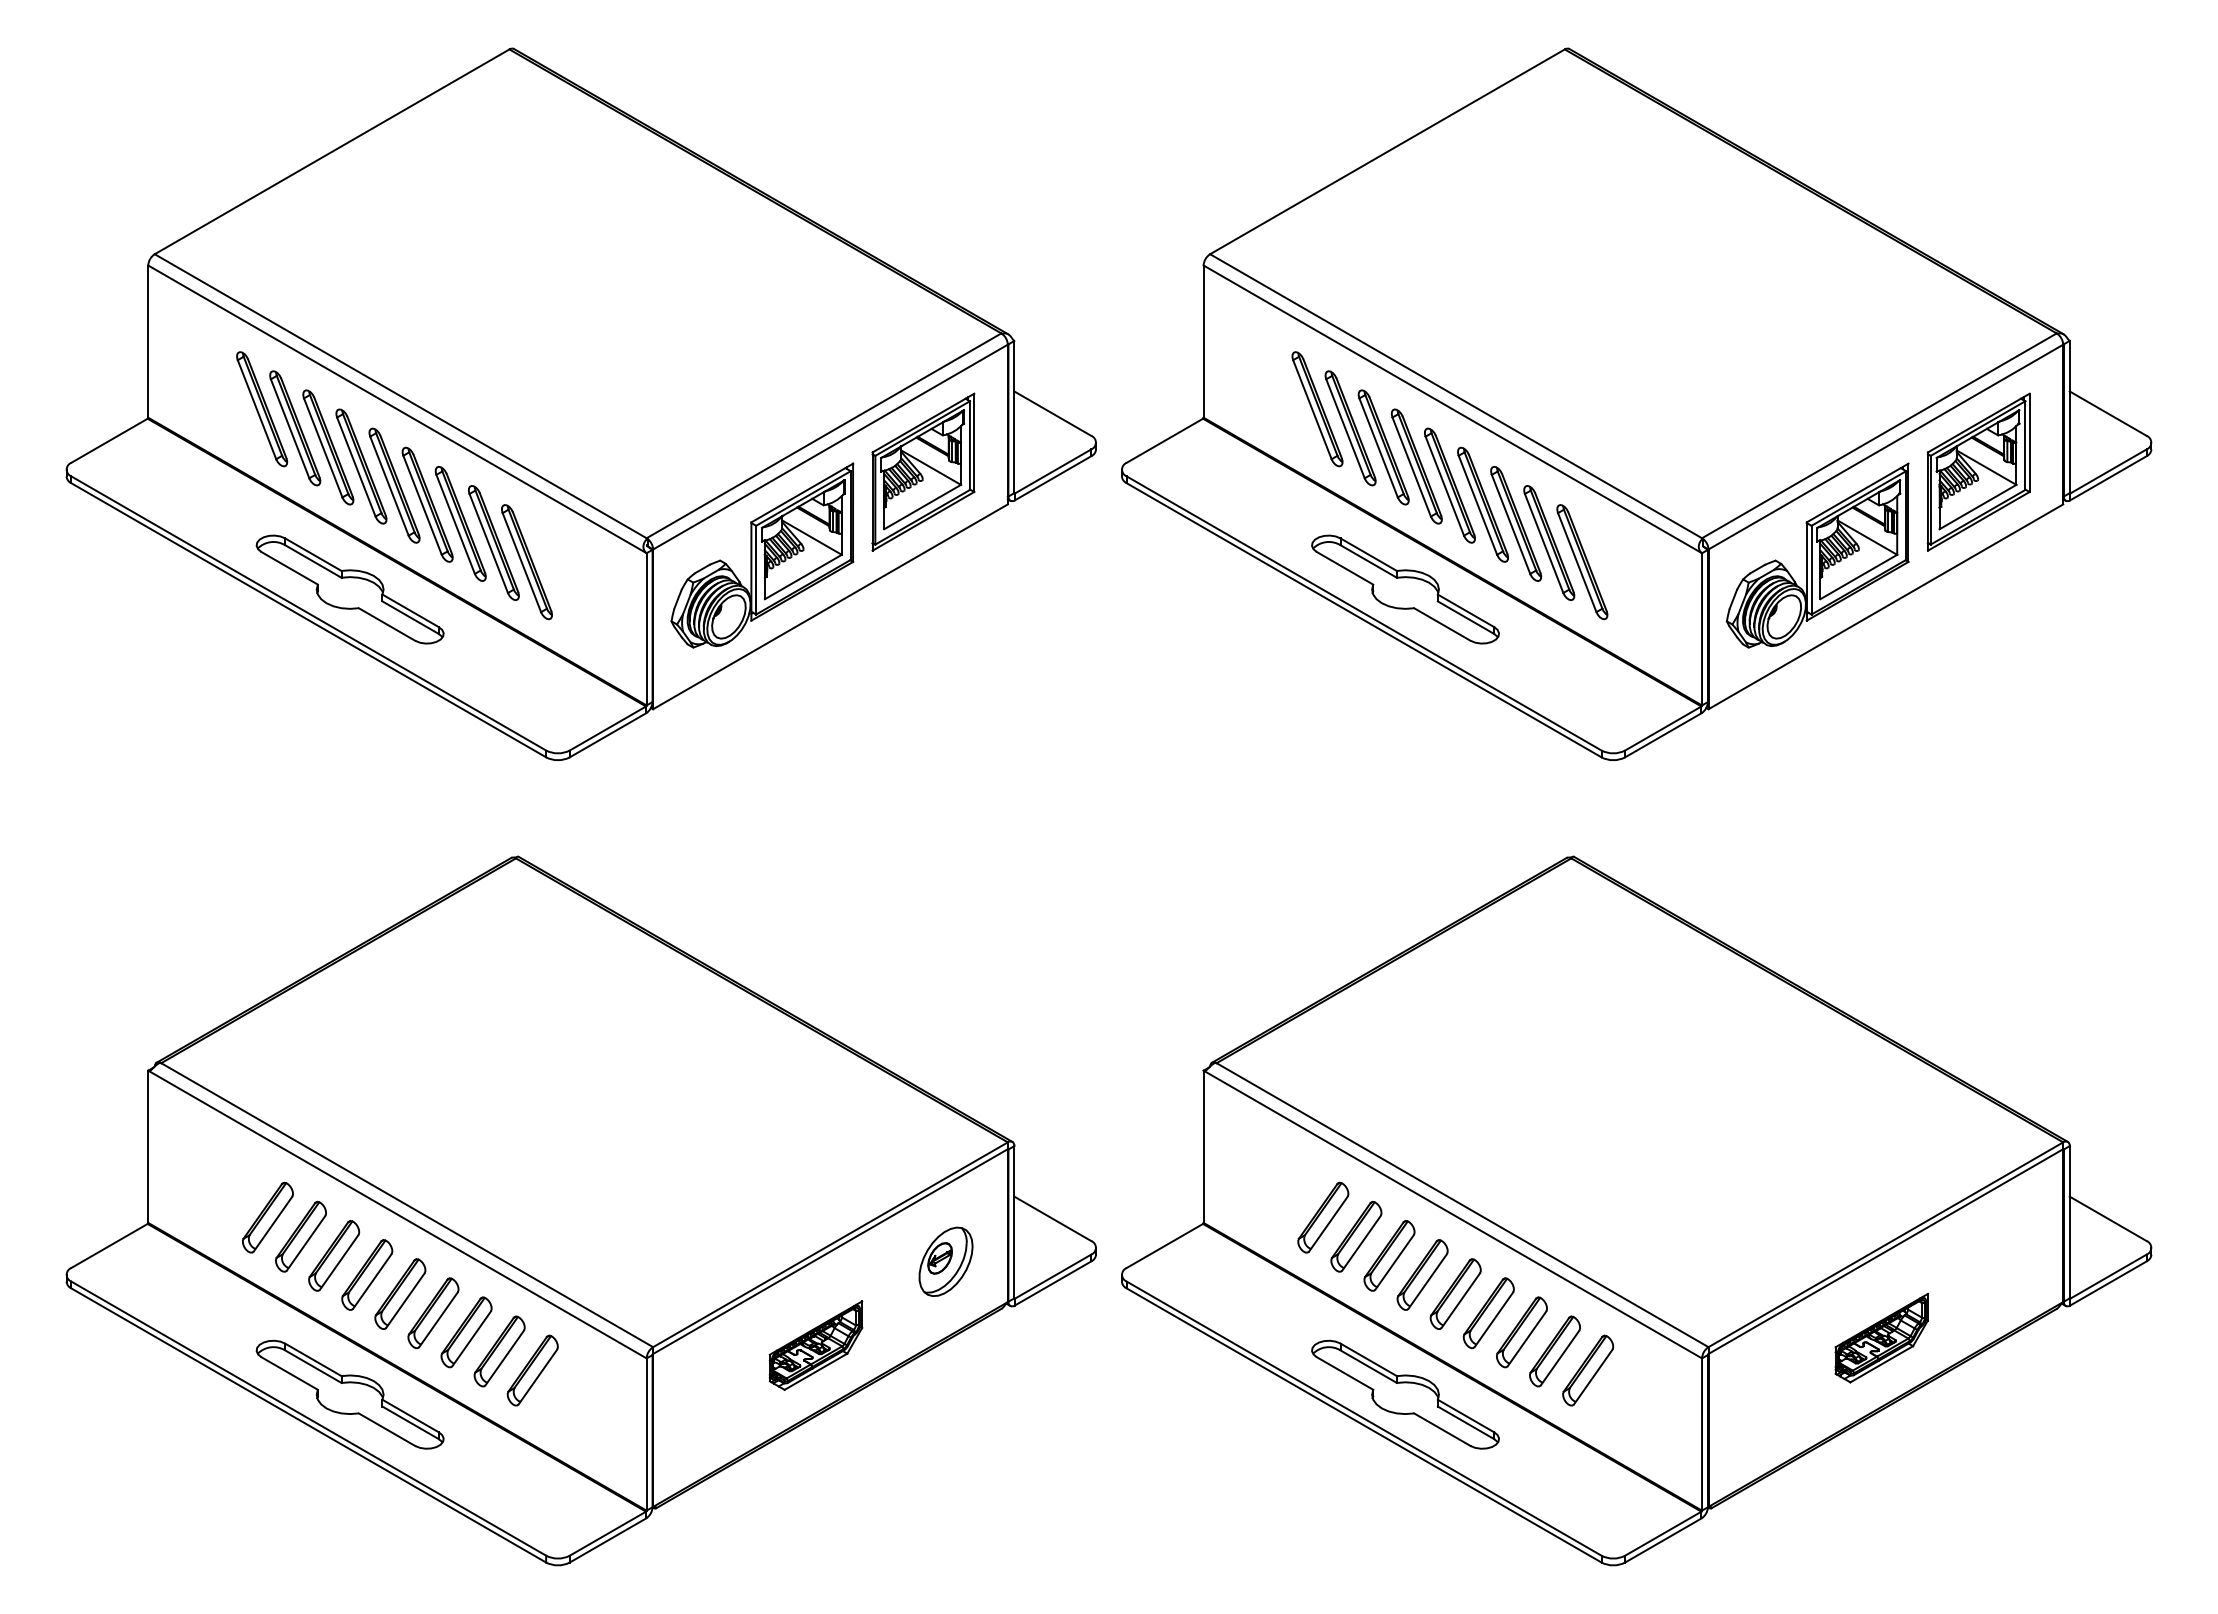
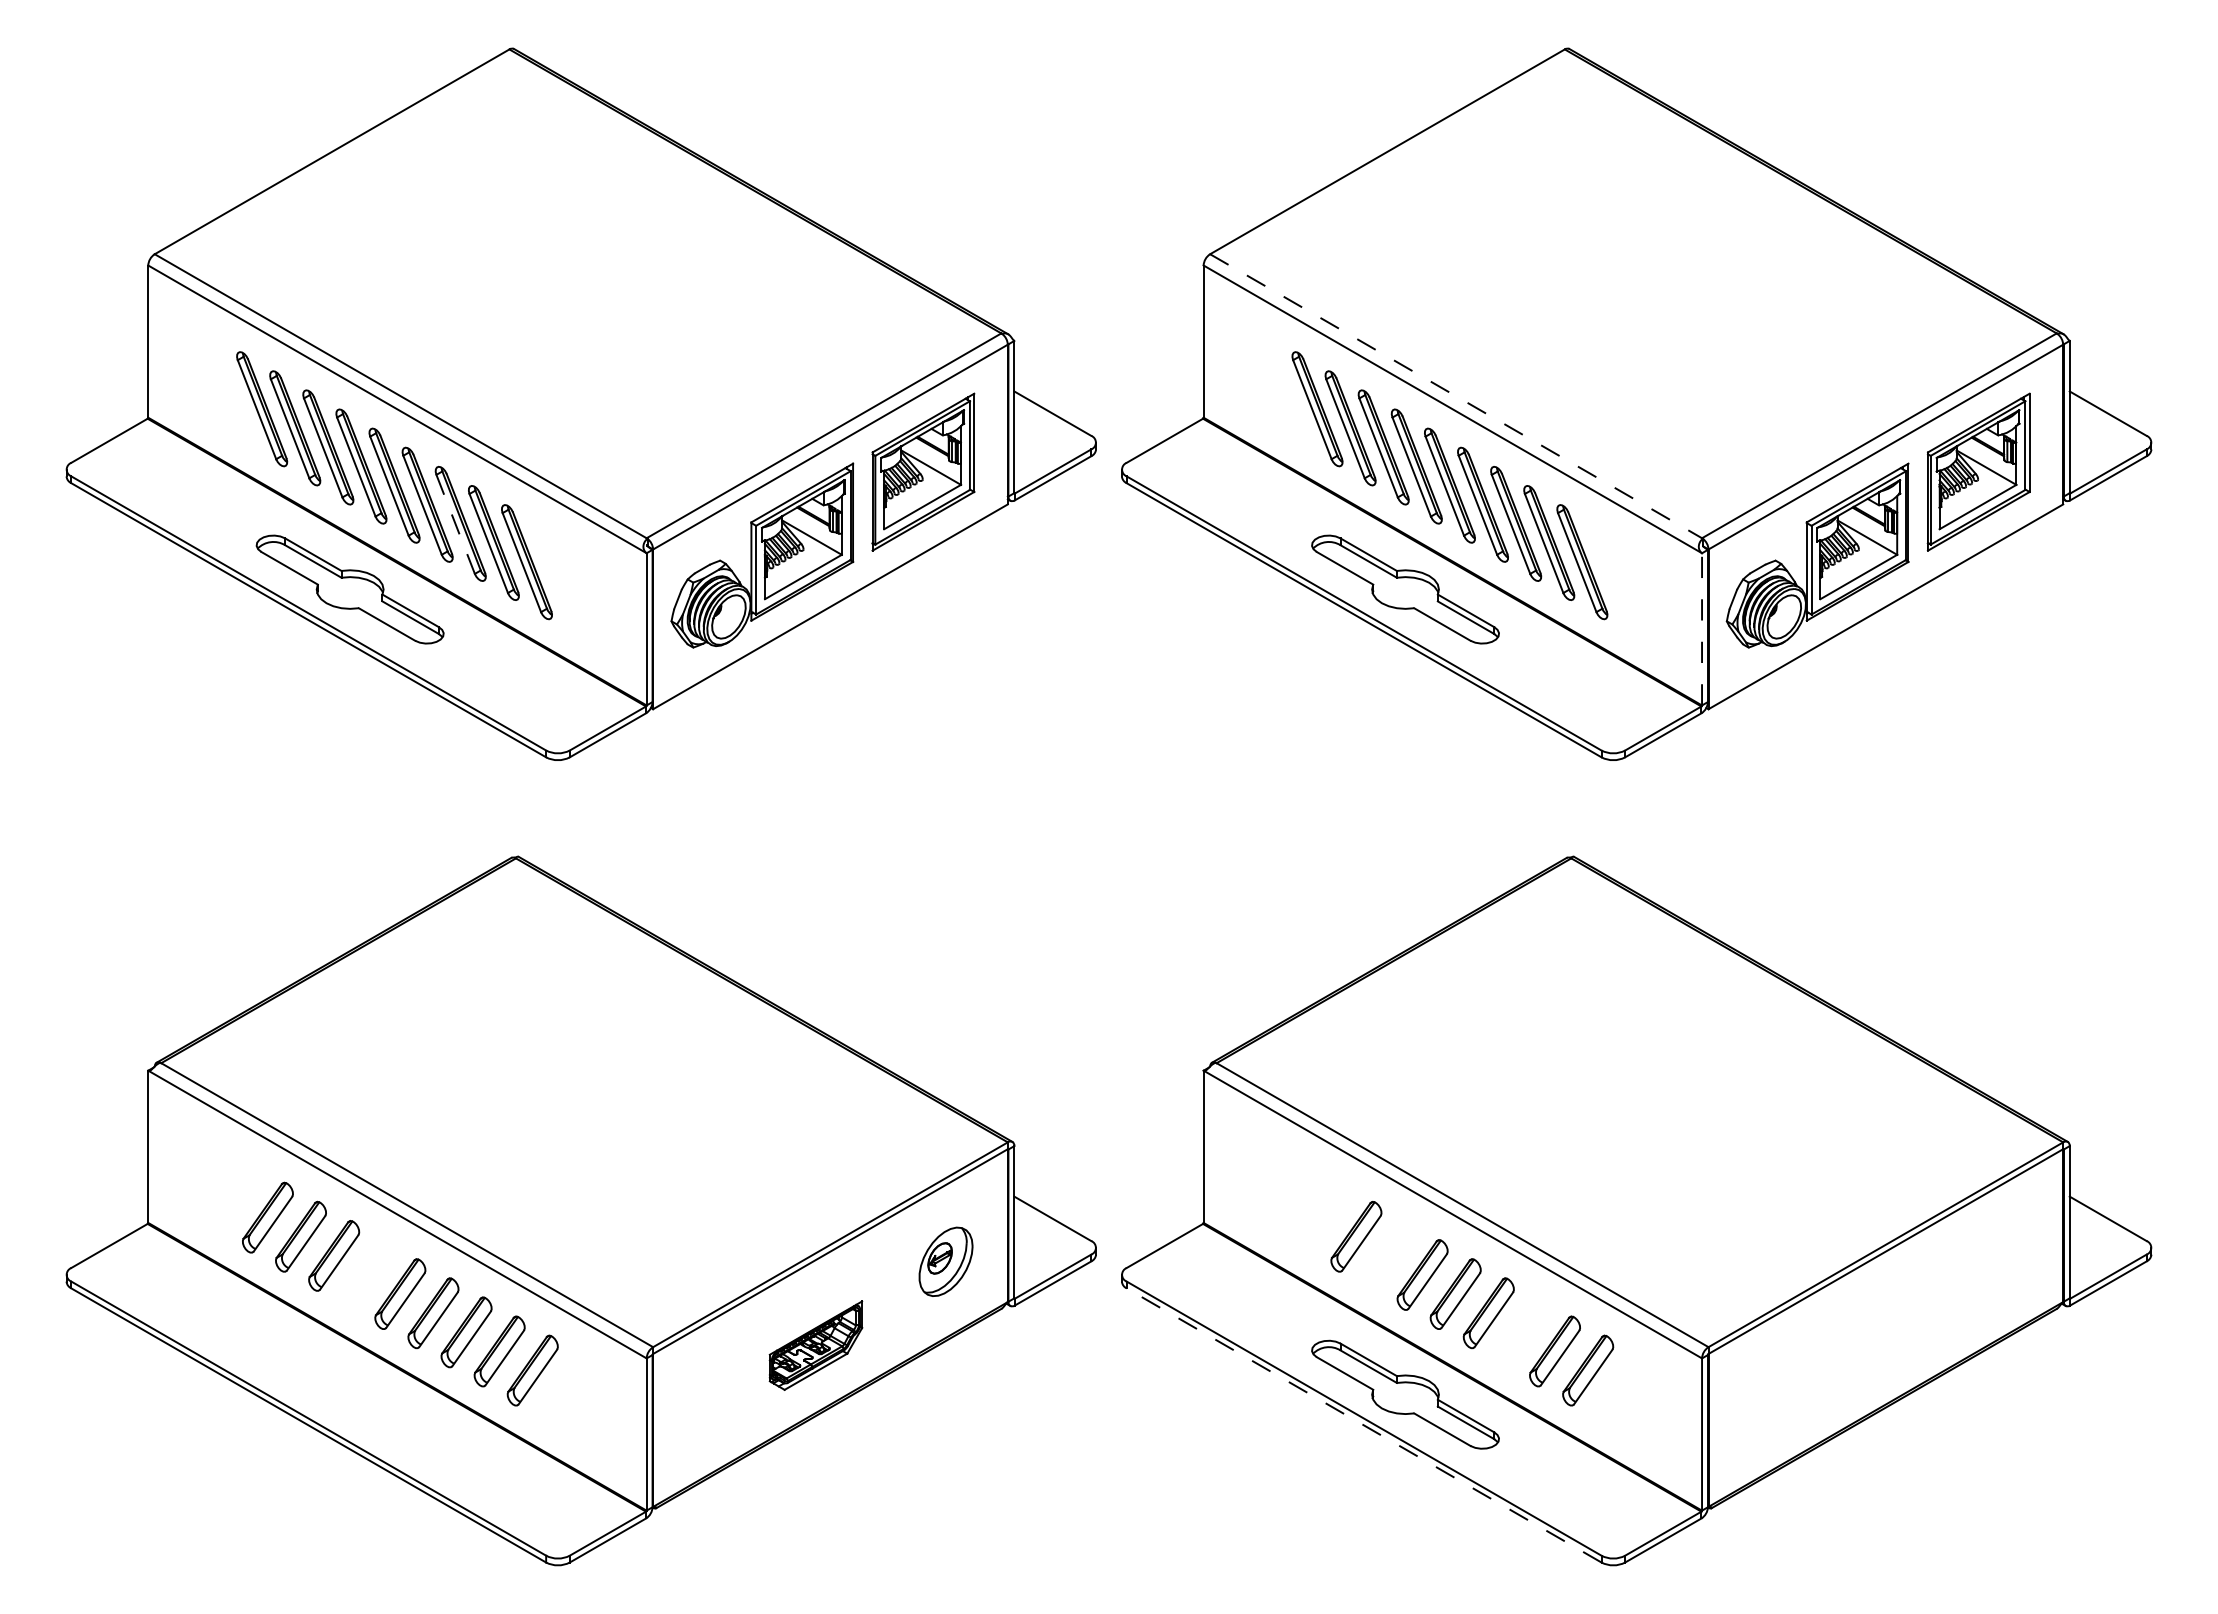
line: solid -> dashed (1456, 396)
line: solid -> dashed (455, 523)
line: solid -> dashed (1702, 628)
part: present -> none (1323, 1217)
part: present -> none (1389, 1255)
part: present -> none (367, 1274)
part: present -> none (1521, 1332)
part: present -> none (1881, 1338)
part: present -> none (349, 1394)
line: solid -> dashed (1363, 1425)
